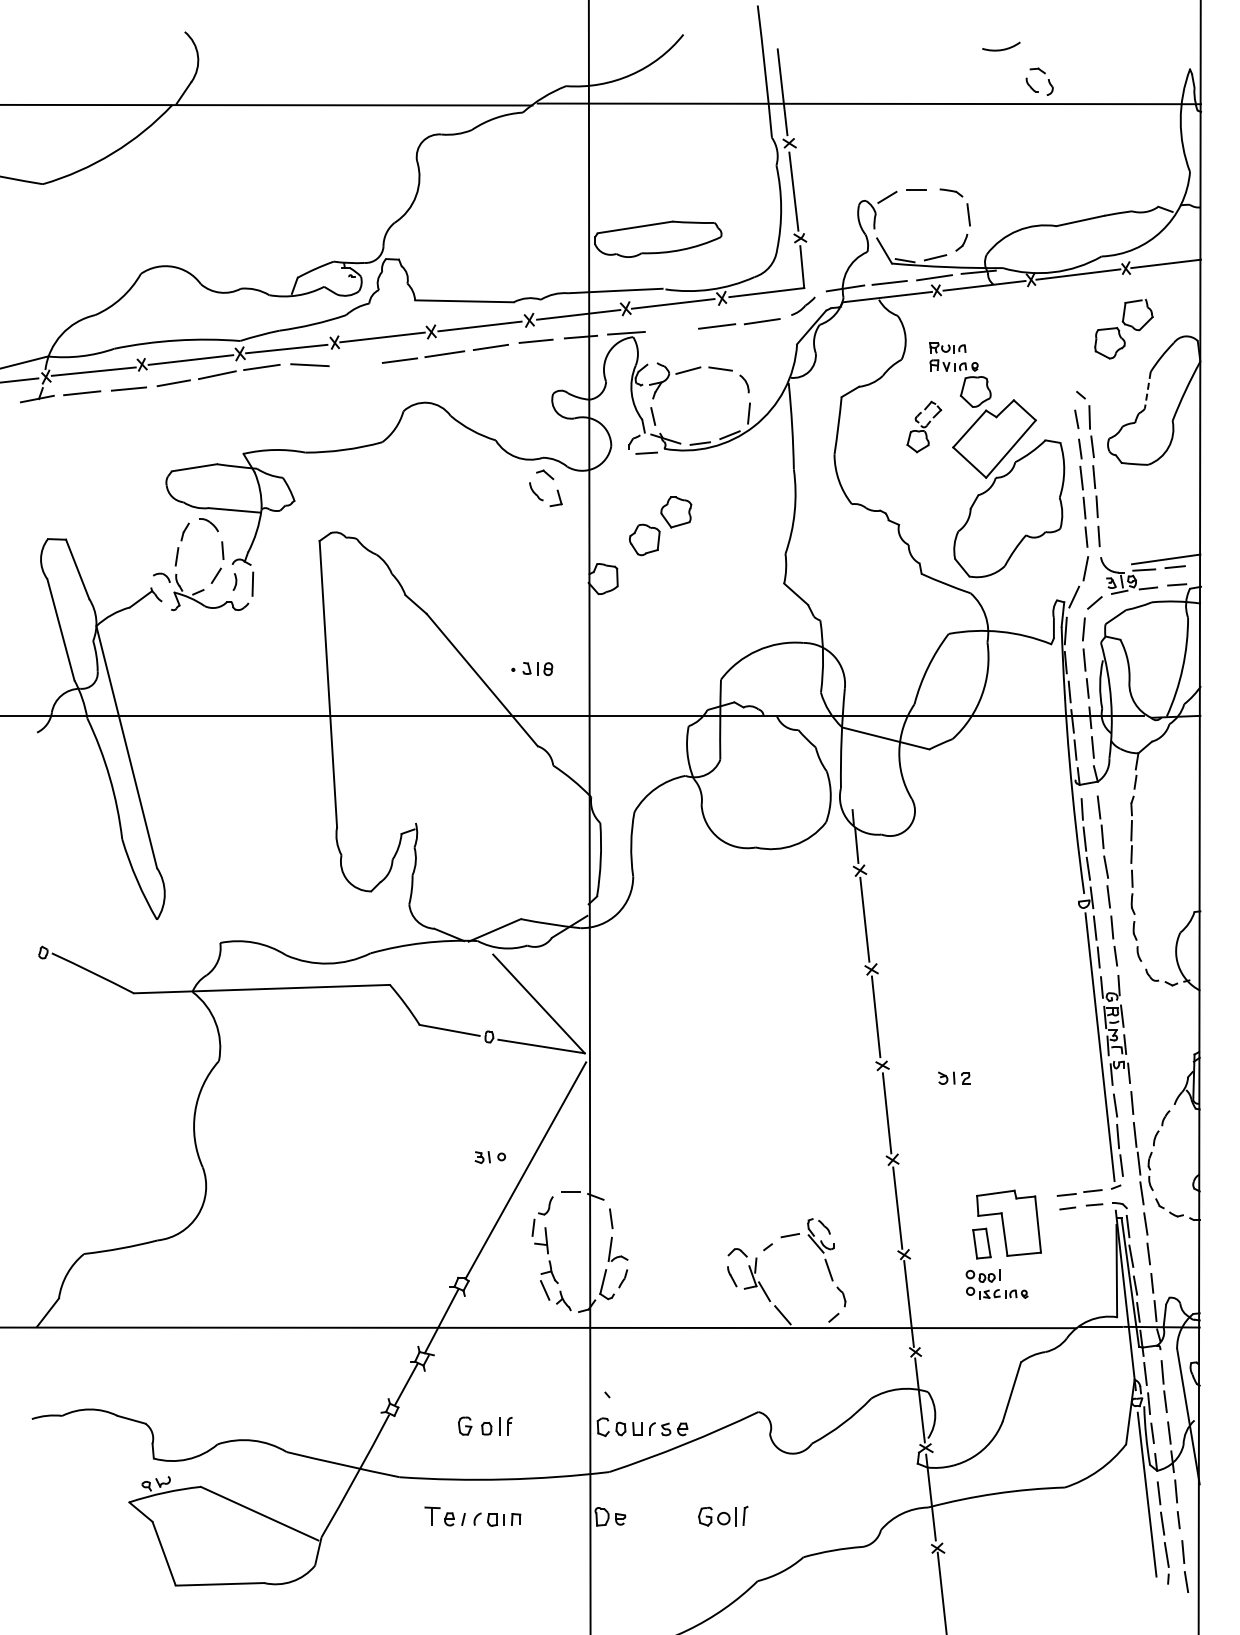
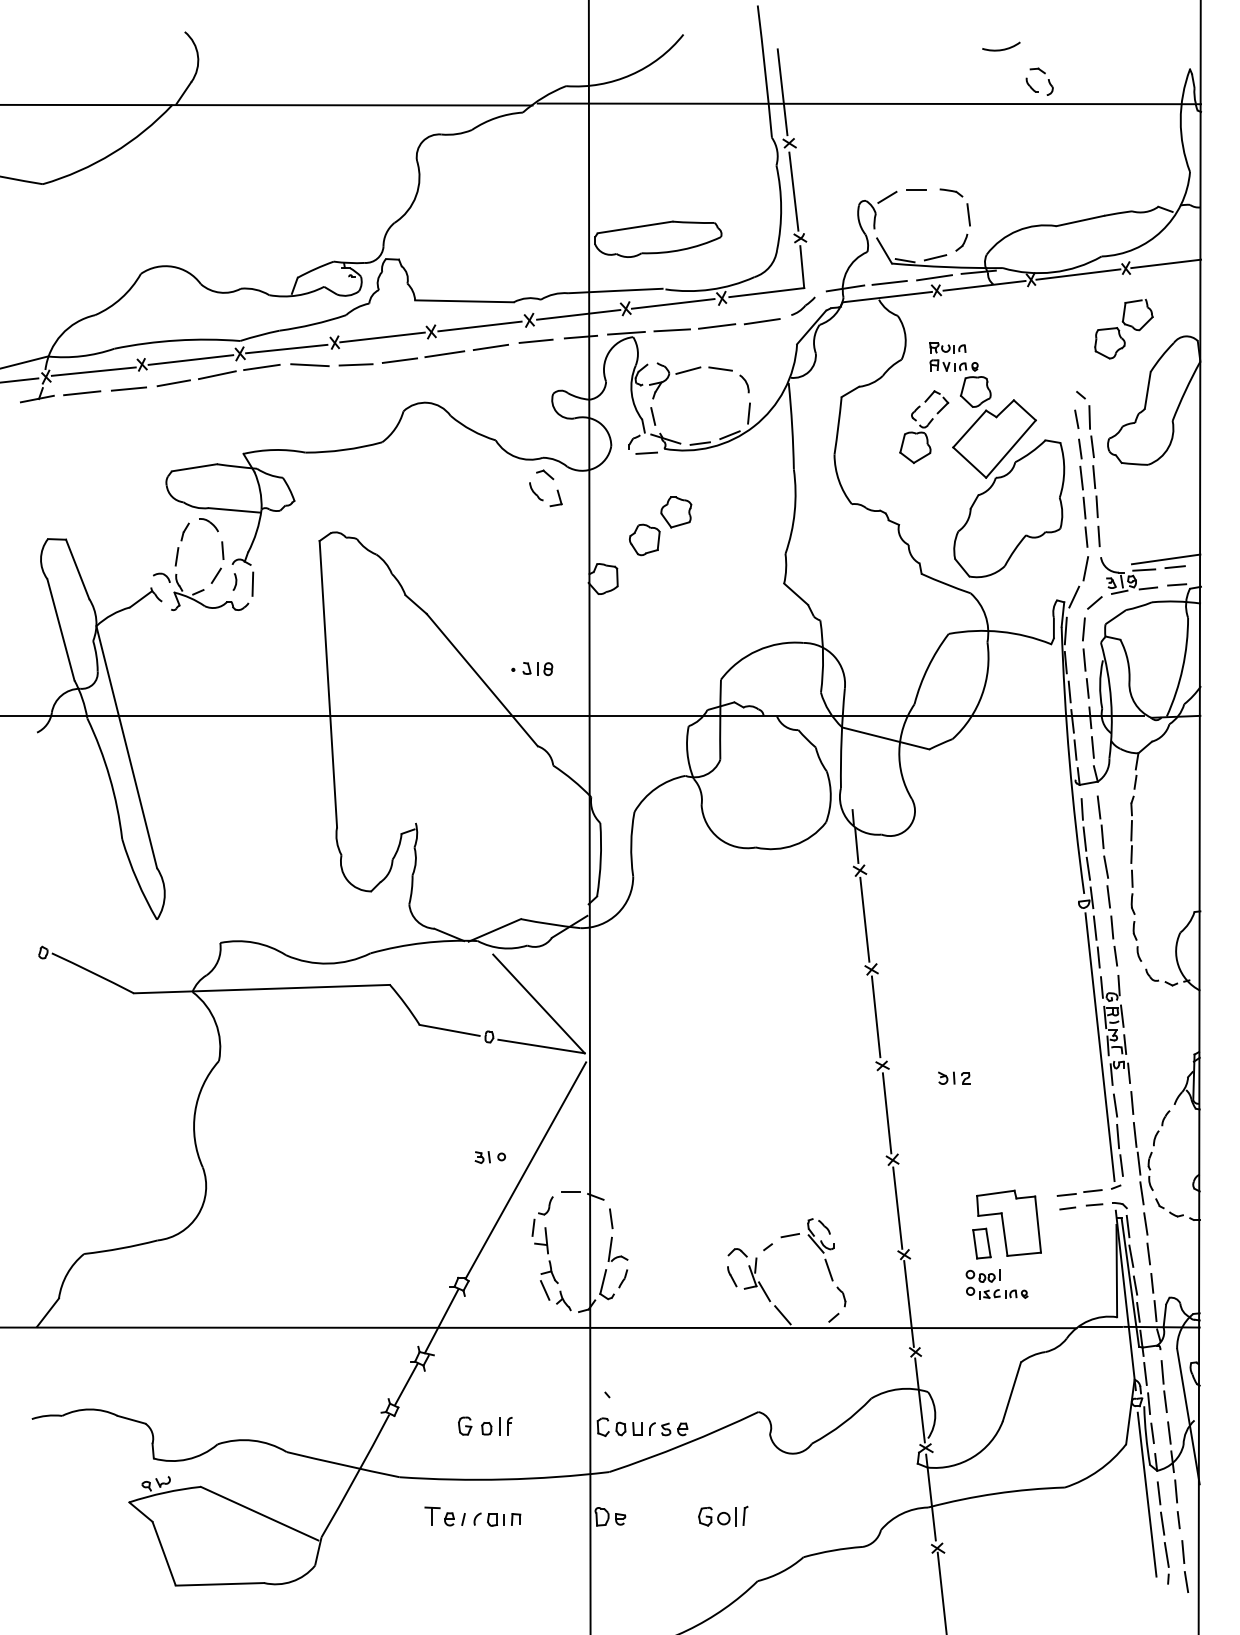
line: none -> present (672, 330)
line: none -> present (355, 364)
line: dashed -> solid (1147, 390)
part size: 37x54 px -> 51x74 px (924, 426)
